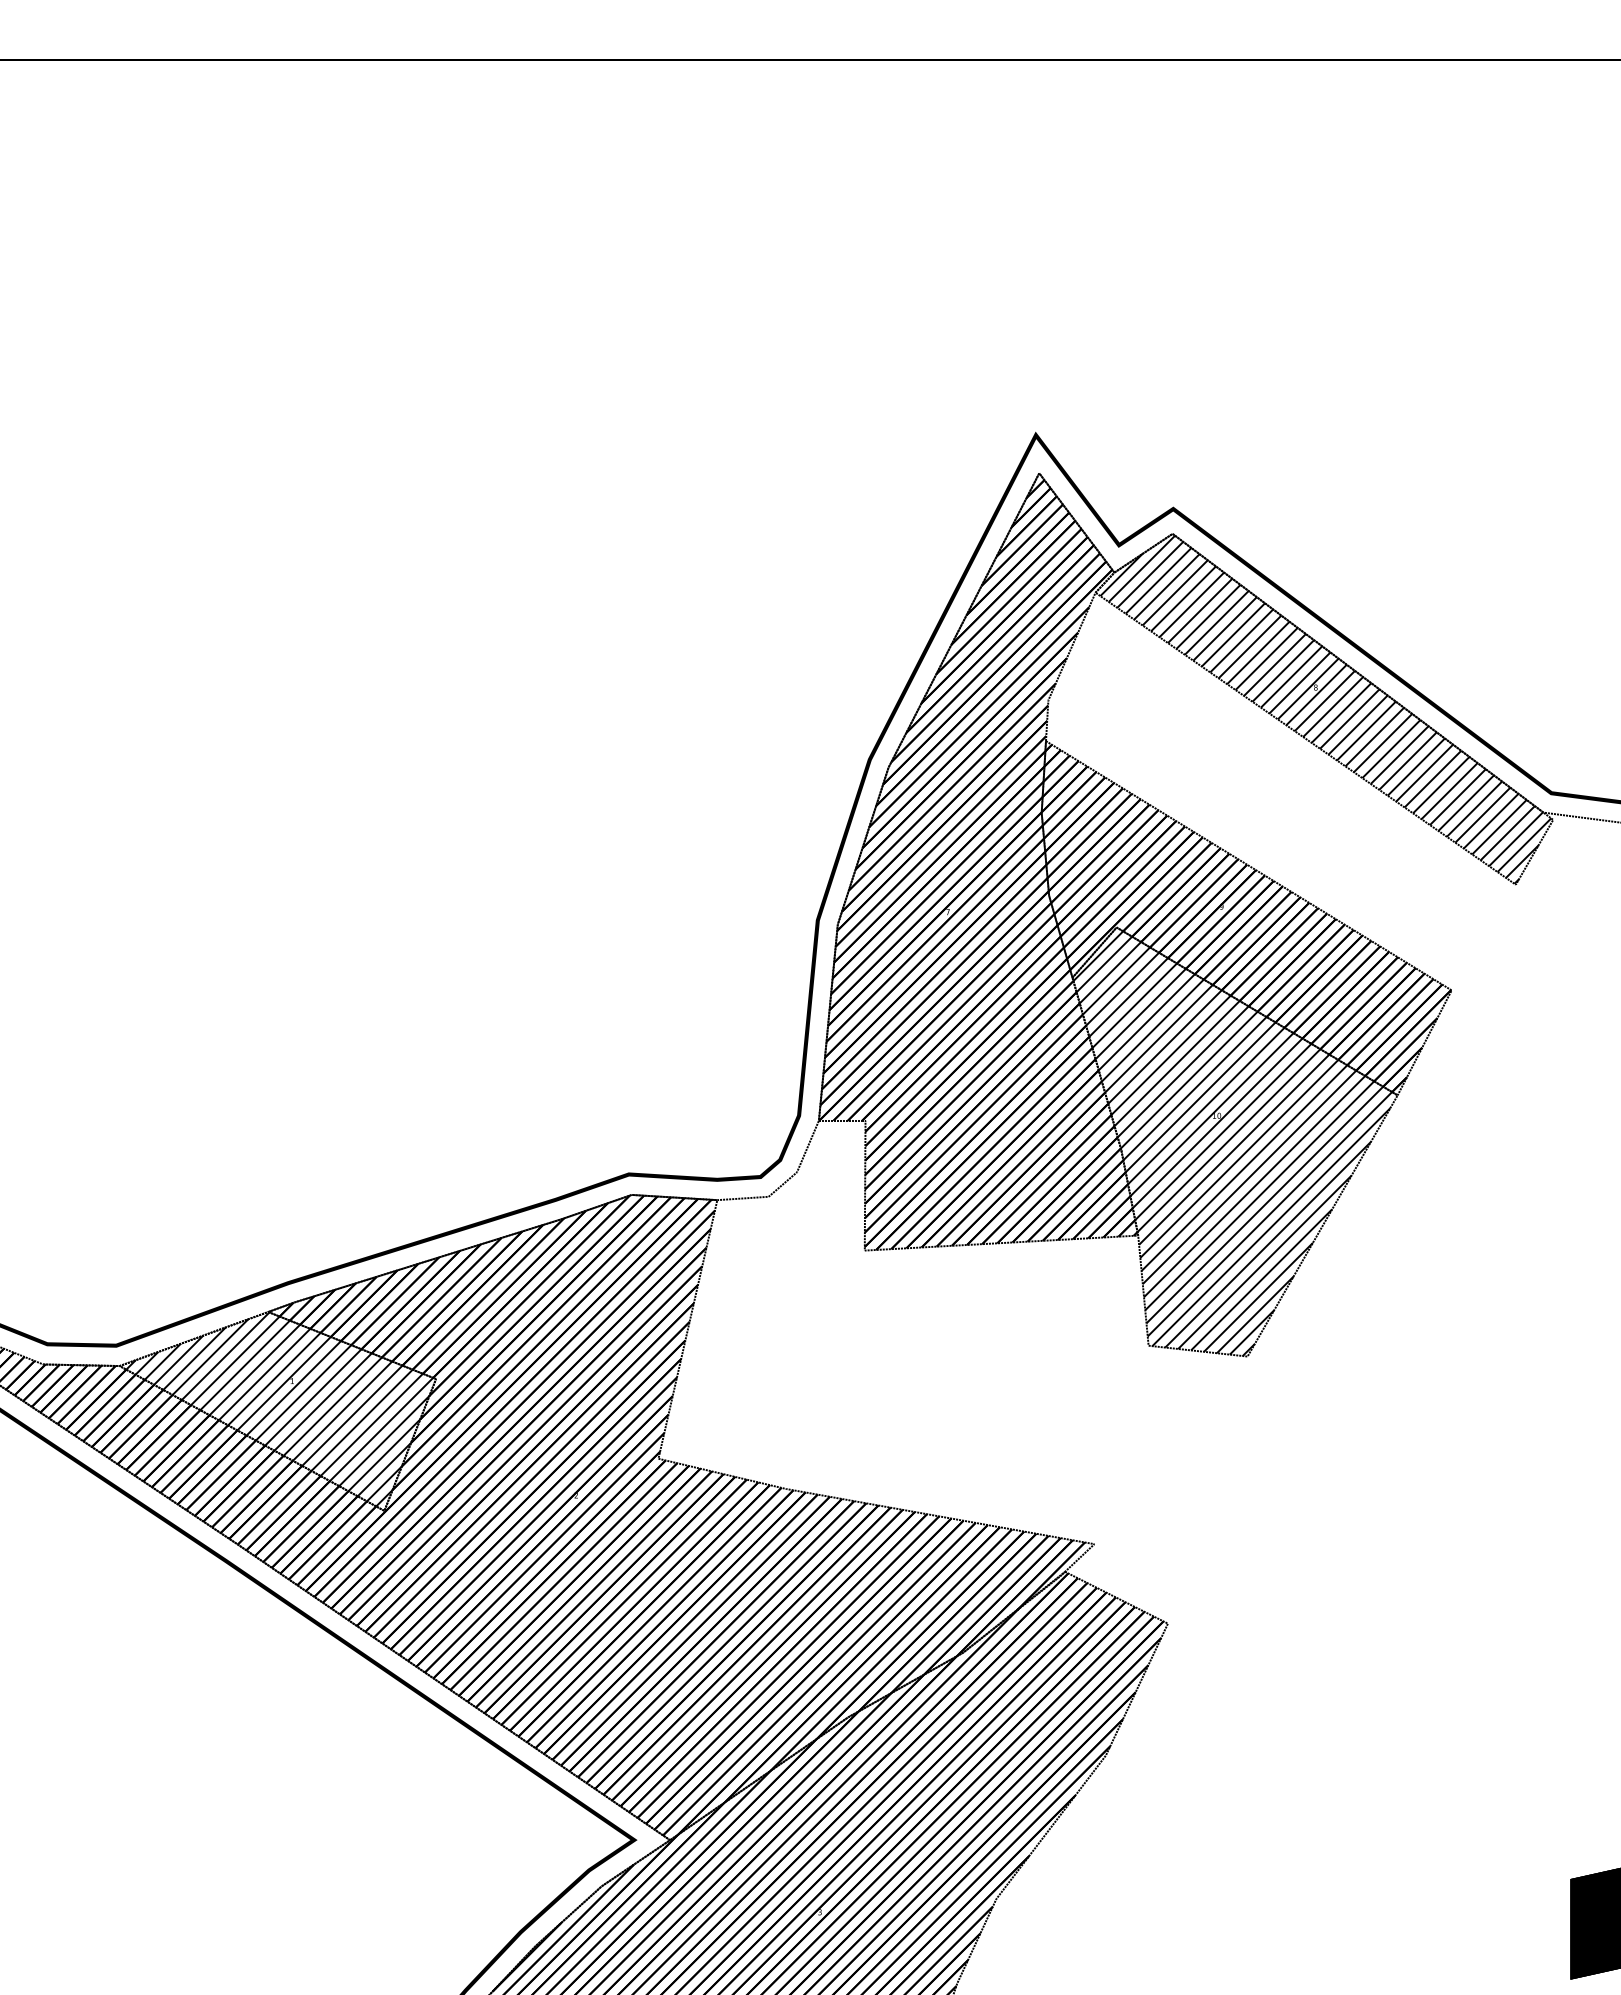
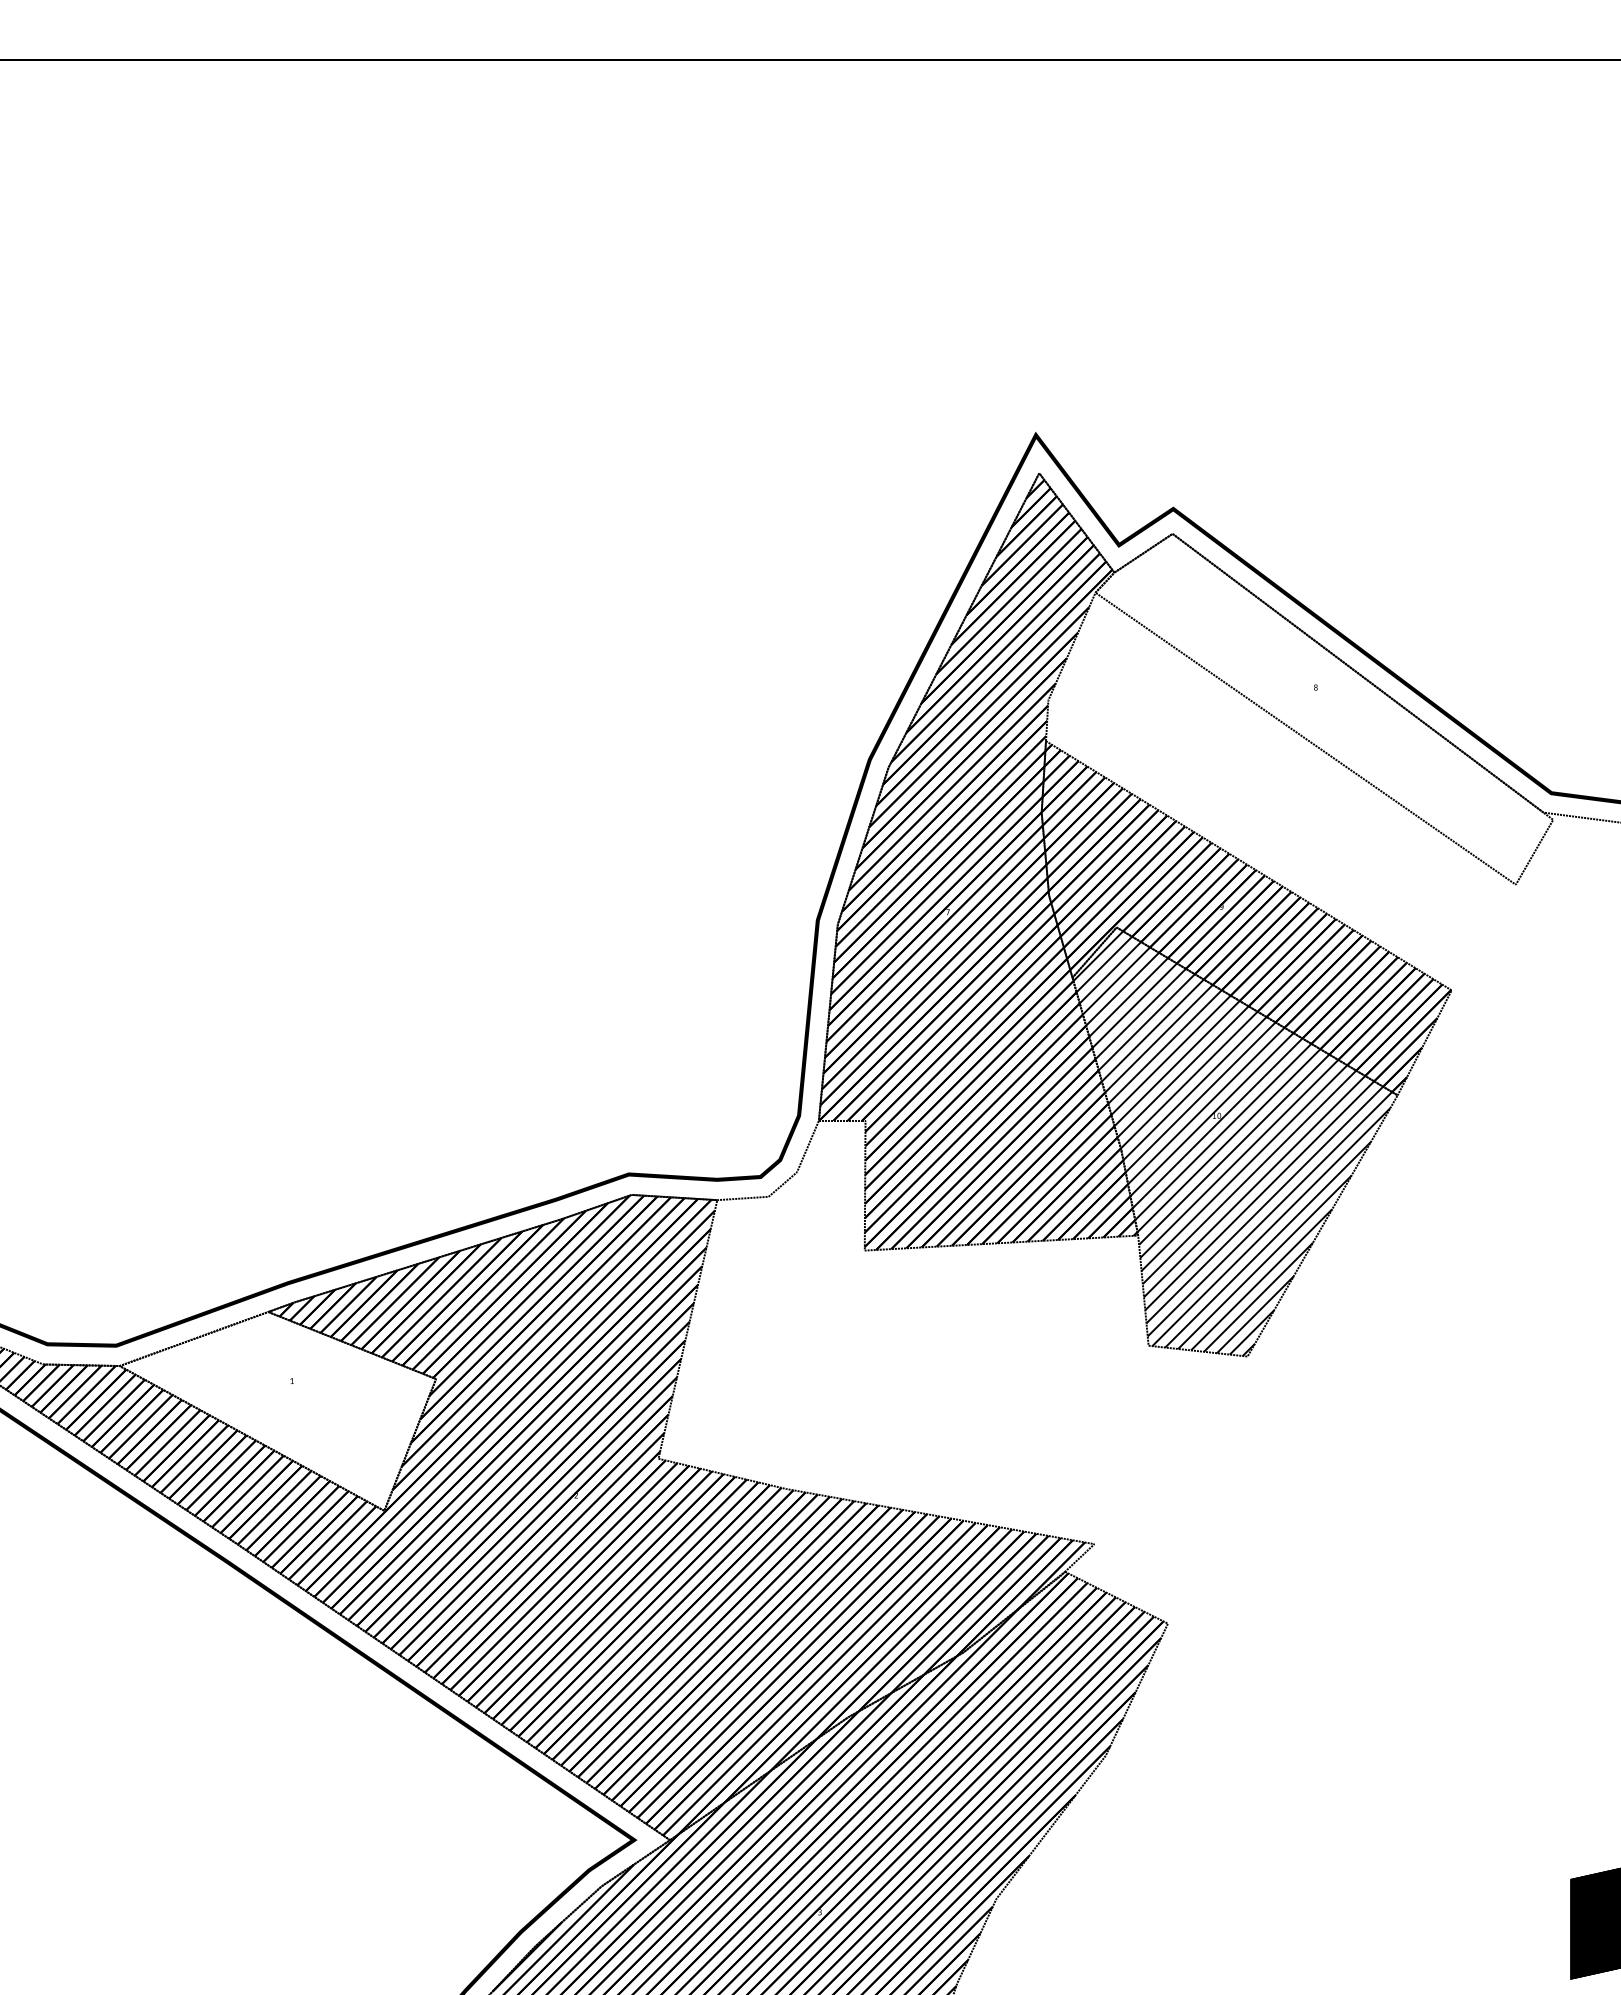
hatch: present -> none (1325, 709)
hatch: present -> none (279, 1409)
